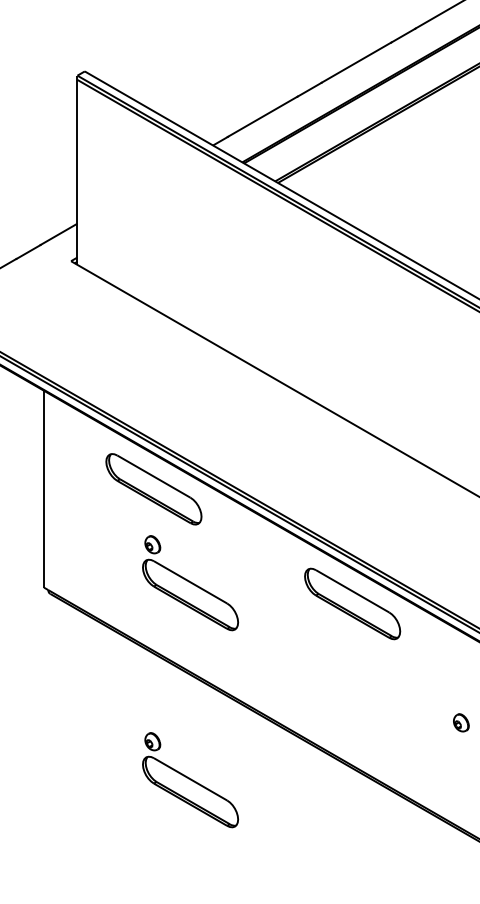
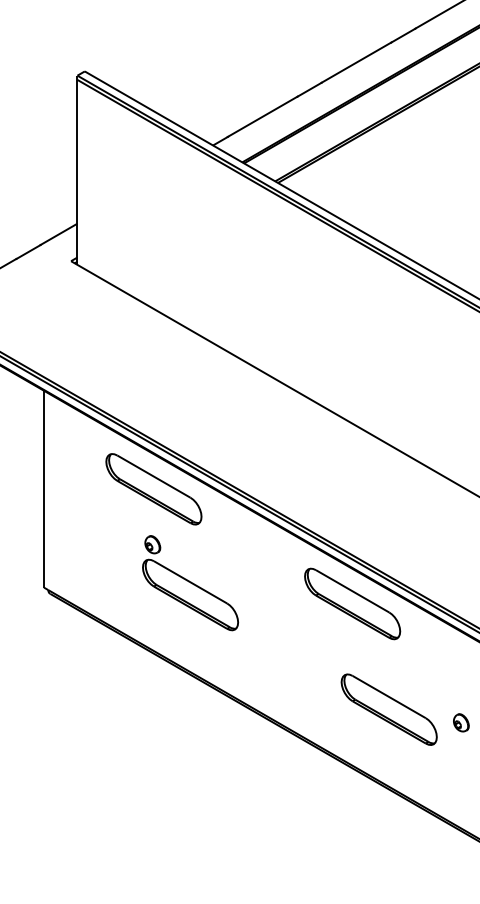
part: none -> present (388, 709)
part: present -> none (190, 780)
